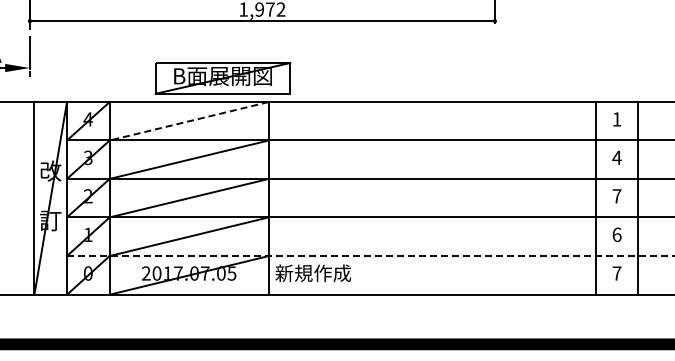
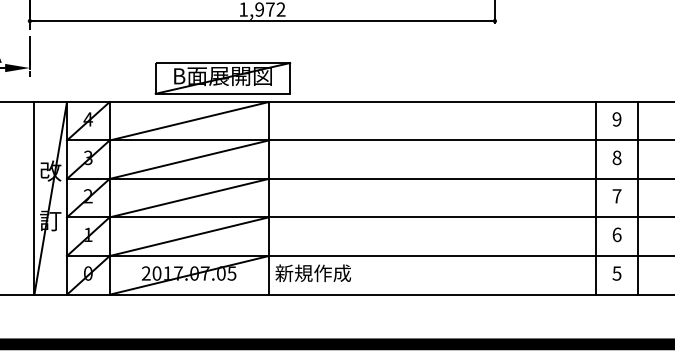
text: 1 -> 9 (616, 119)
line: dashed -> solid (189, 121)
text: 4 -> 8 (616, 157)
line: dashed -> solid (370, 256)
text: 7 -> 5 (616, 273)
